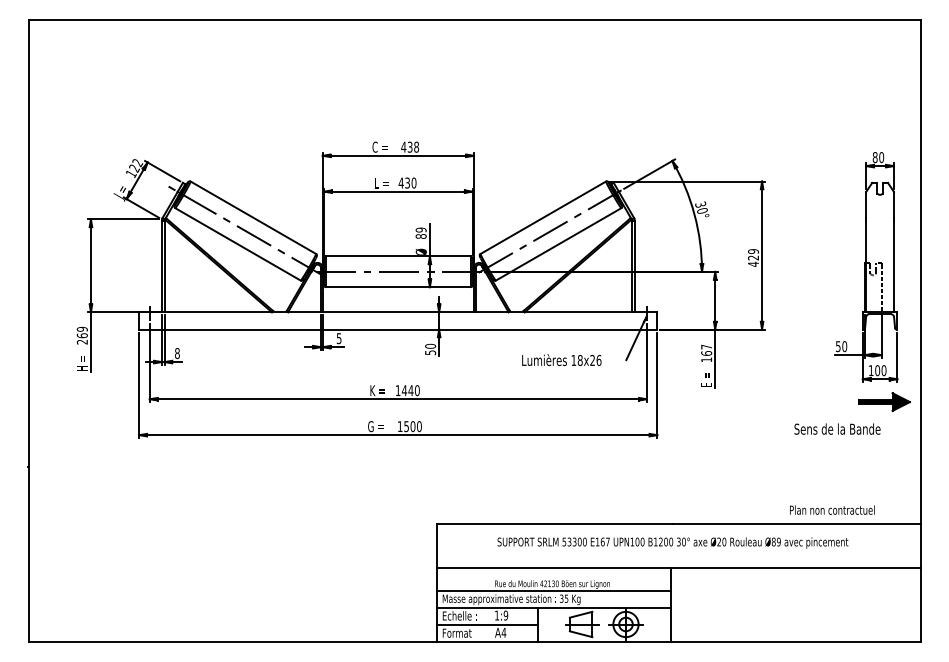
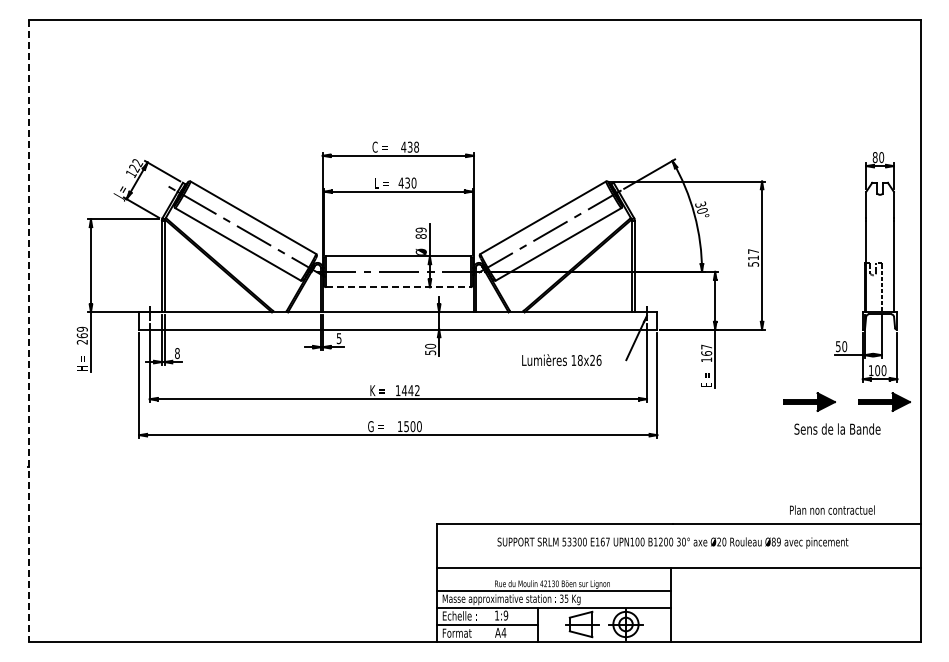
text: 429 -> 517 (753, 257)
line: solid -> dashed (398, 287)
line: solid -> dashed (28, 331)
text: 1440 -> 1442 (416, 390)
part: none -> present (809, 401)
